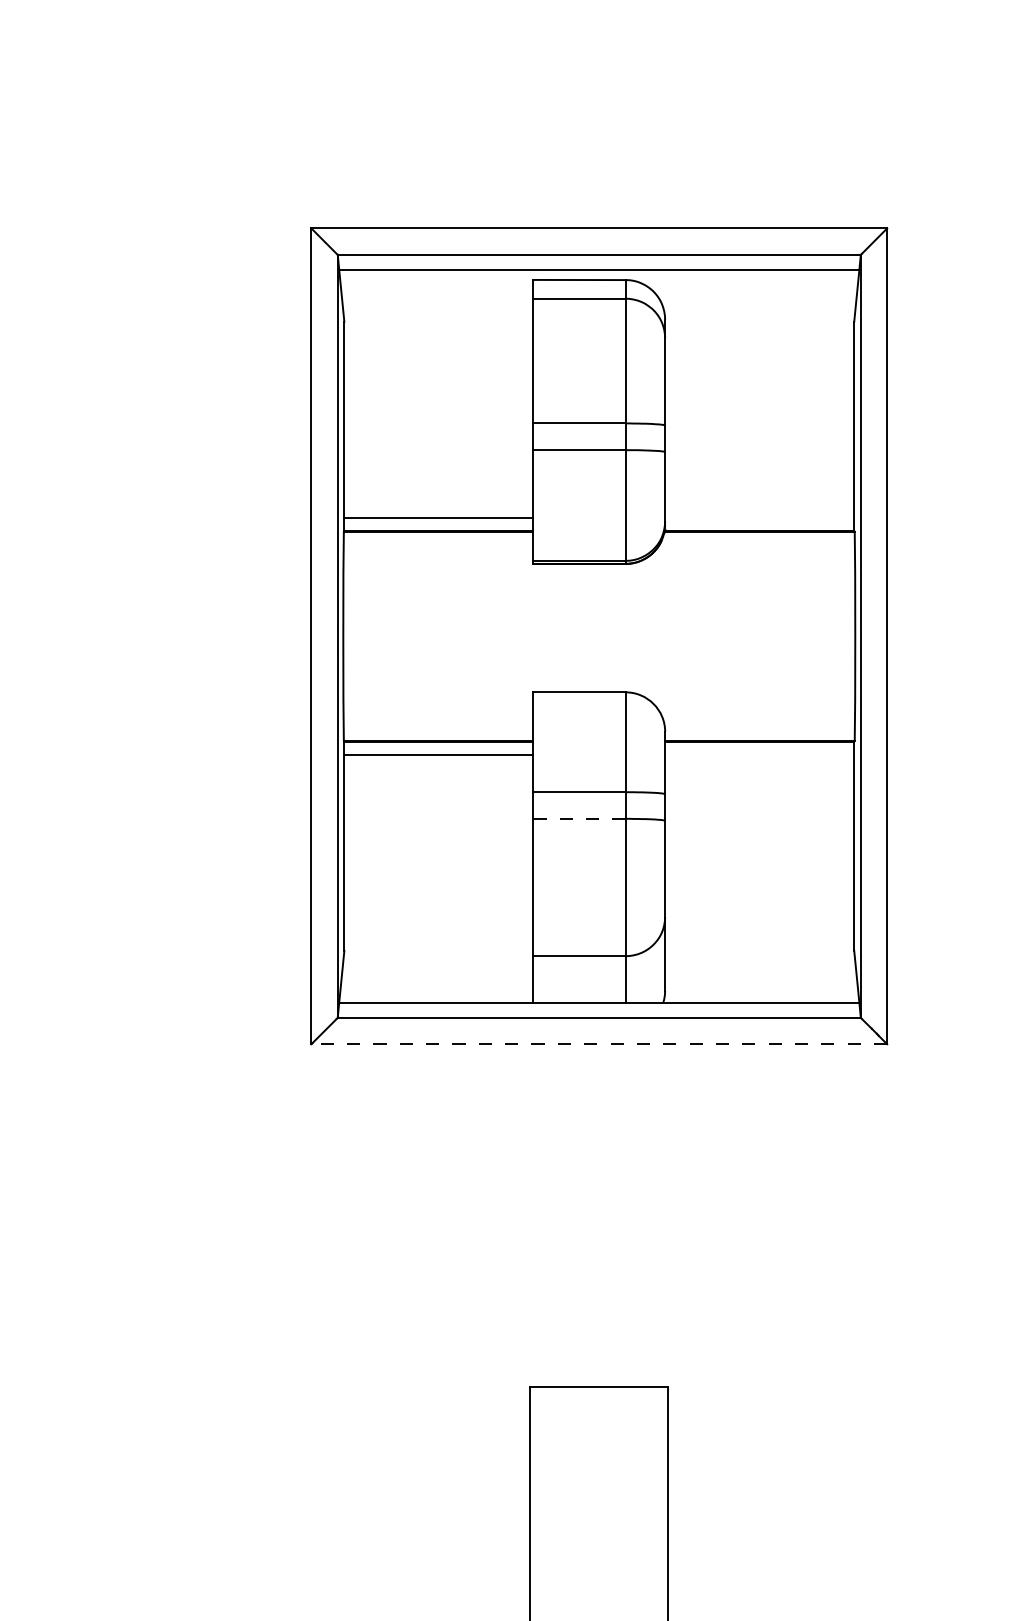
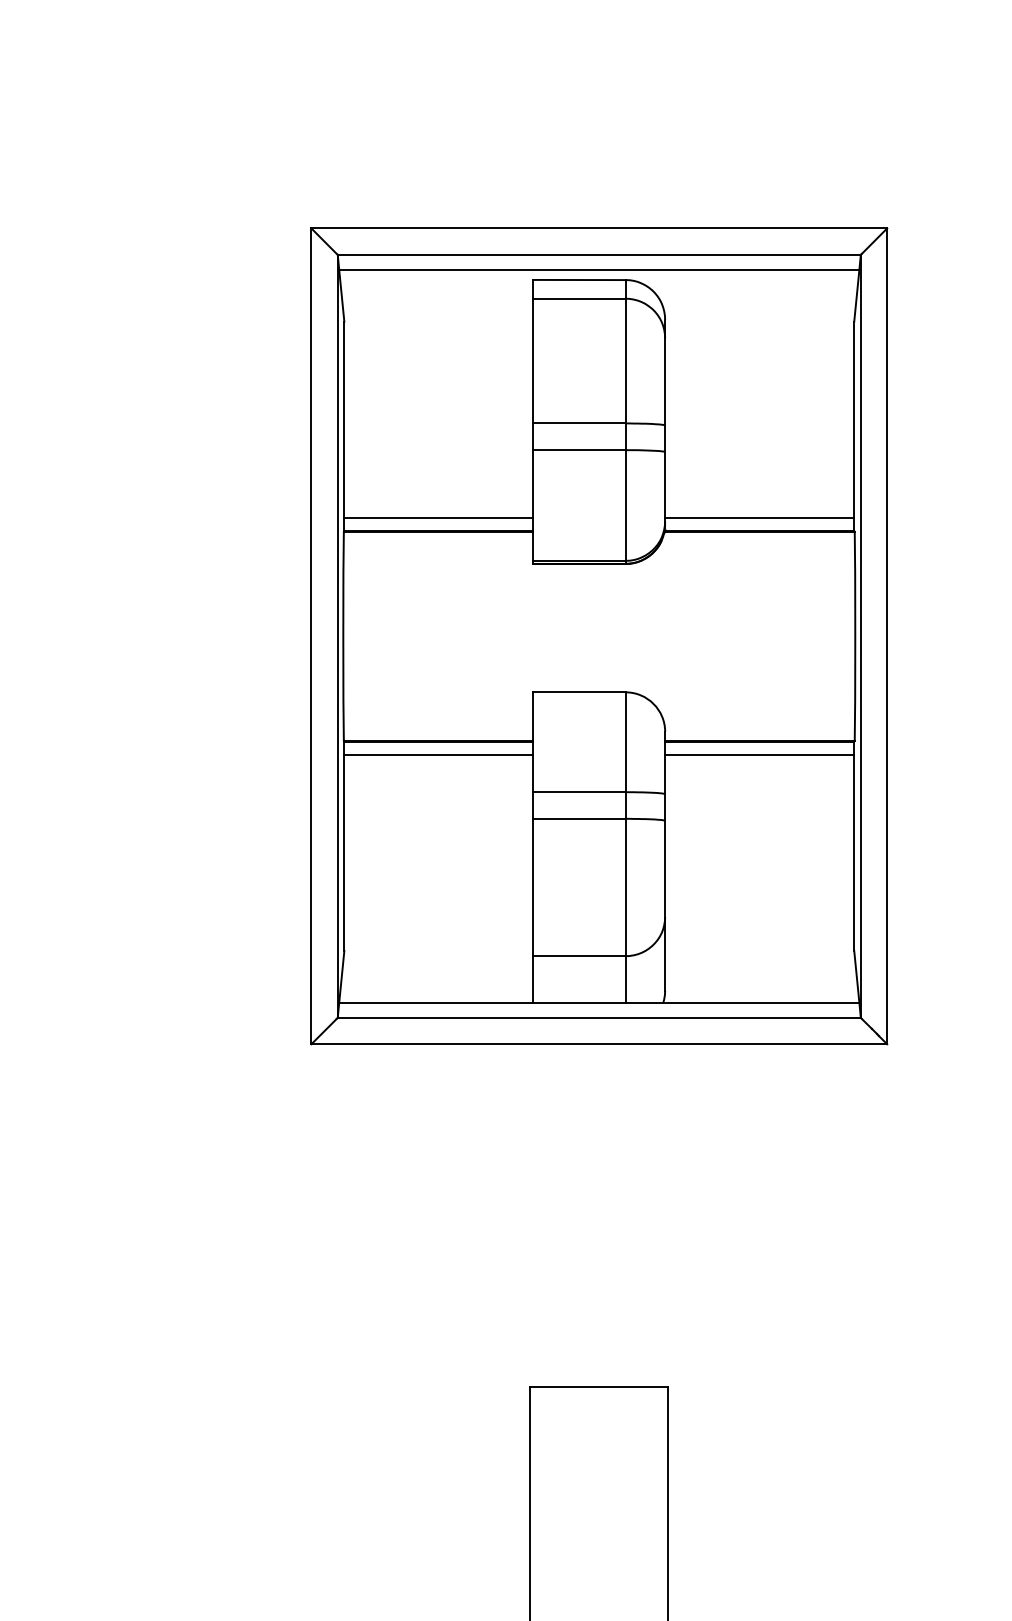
line: none -> present (759, 517)
line: none -> present (759, 754)
line: dashed -> solid (580, 818)
line: dashed -> solid (599, 1044)
